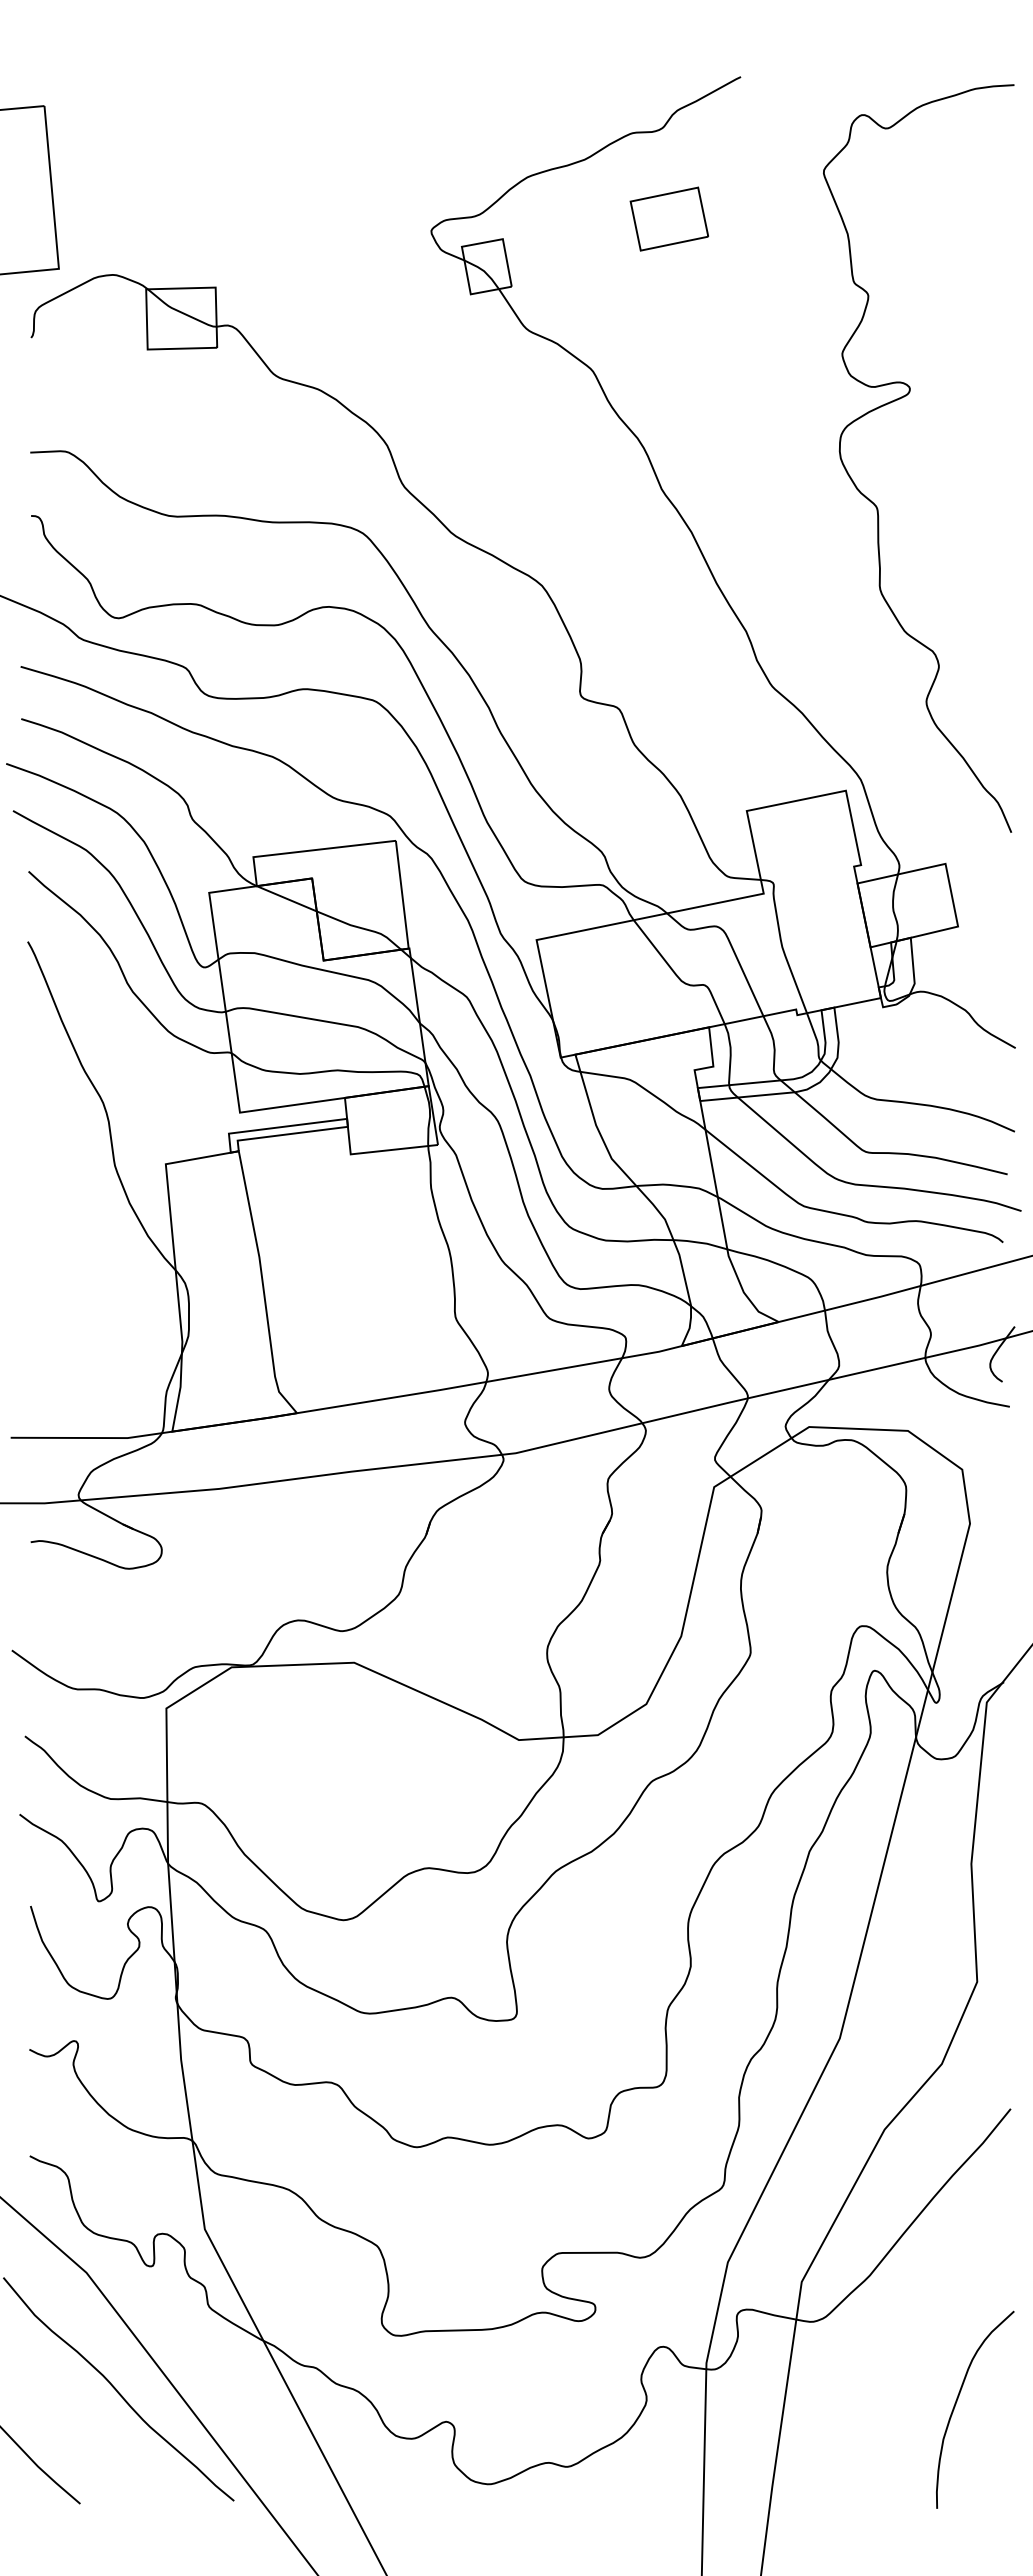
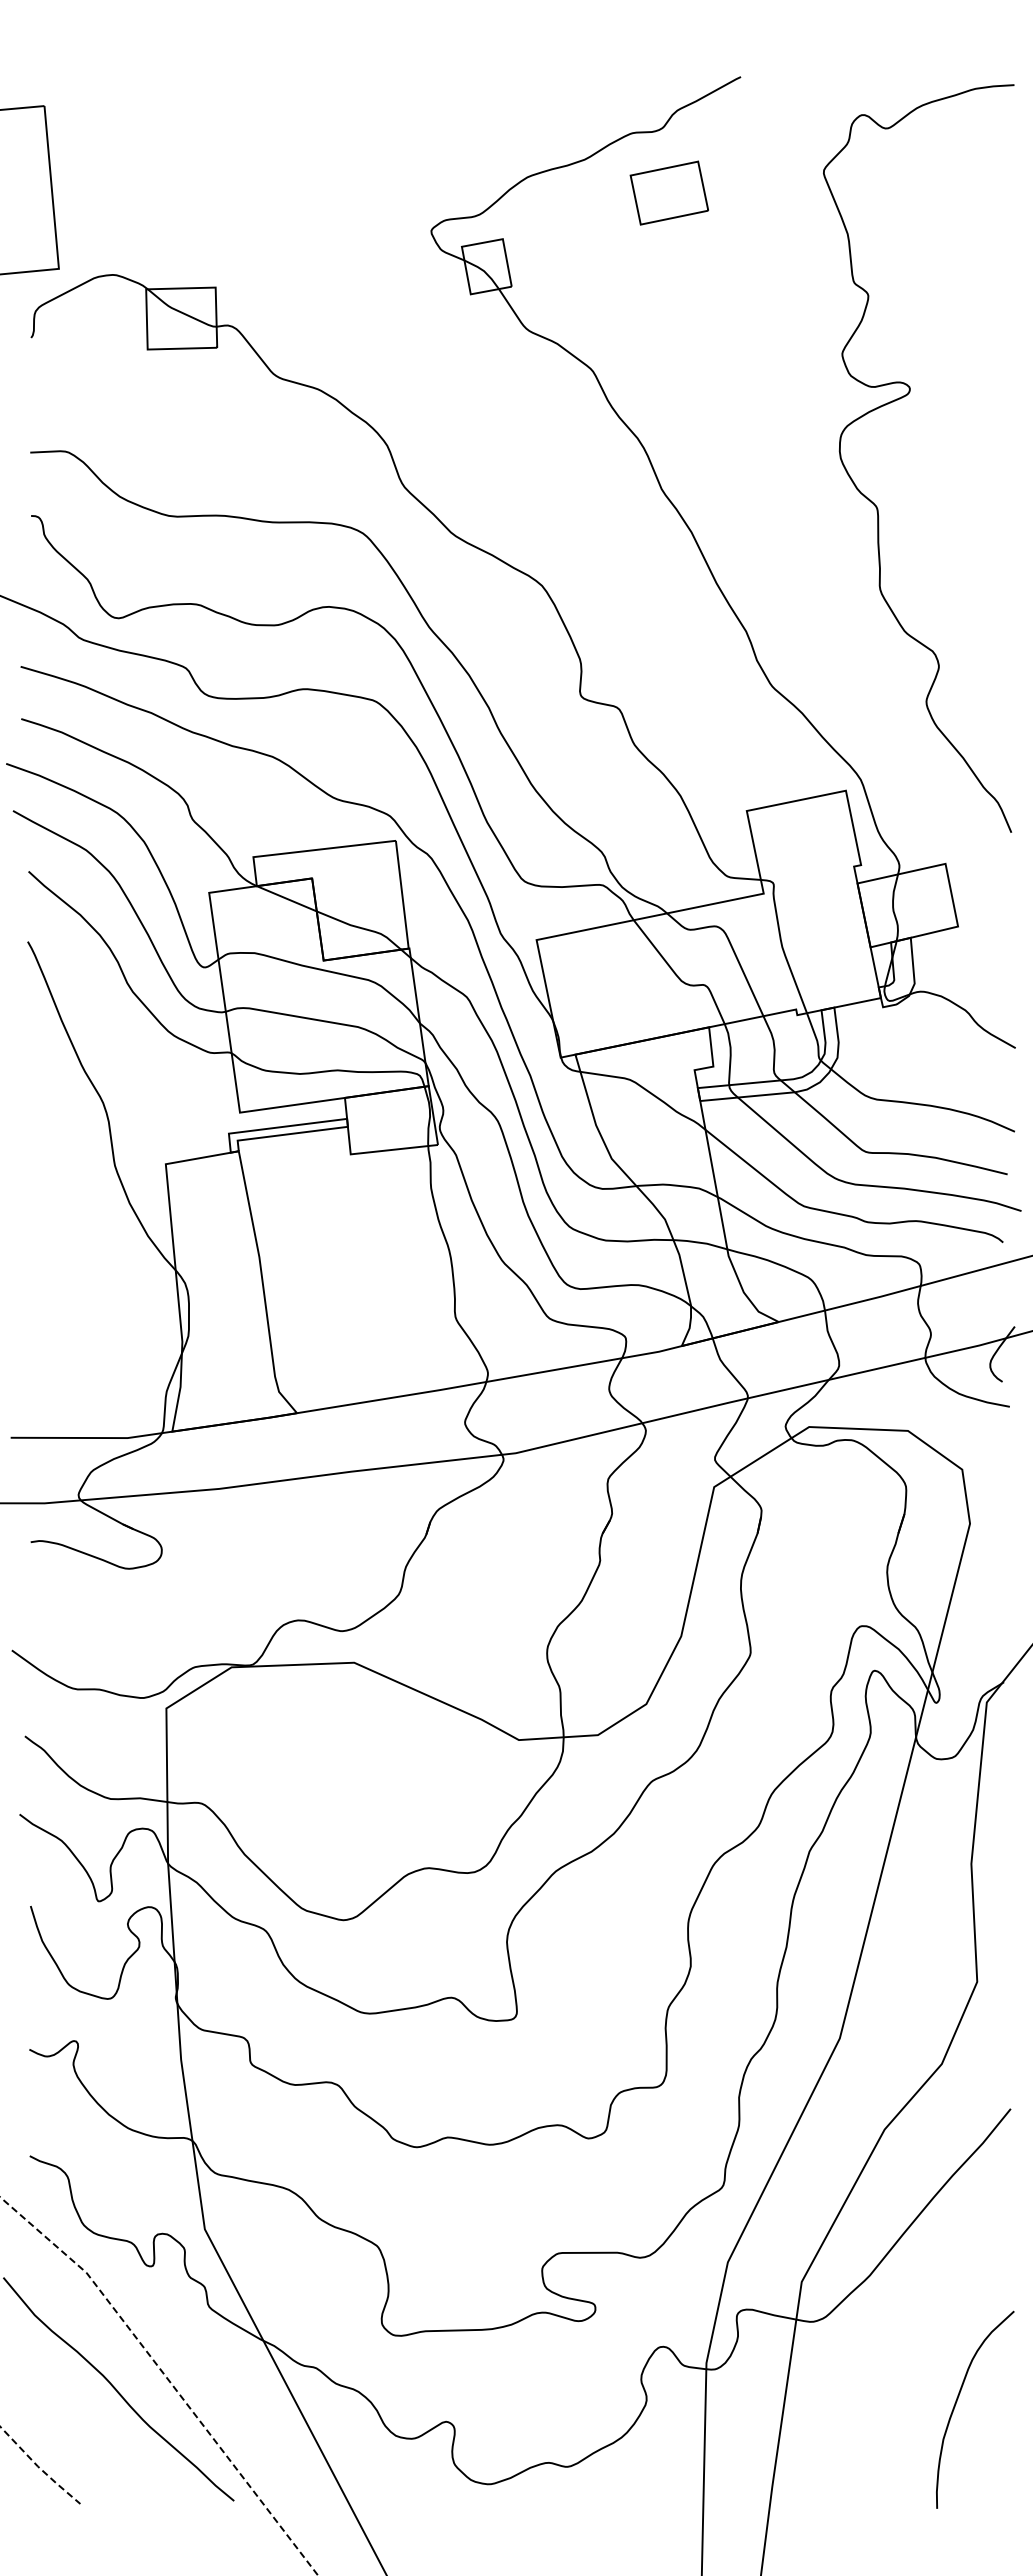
part position: (668, 218) -> (668, 192) (668, 192)
line: solid -> dashed (167, 2378)
line: solid -> dashed (38, 2467)
